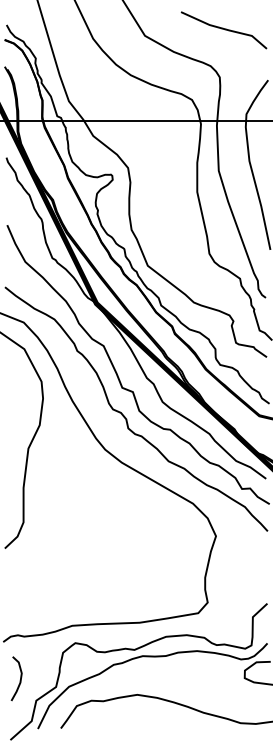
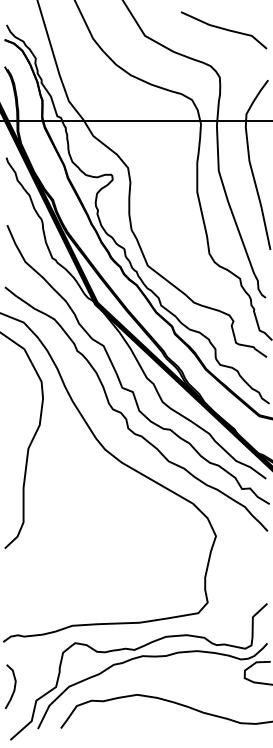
curve position: (19, 680) -> (13, 688) (13, 688)
